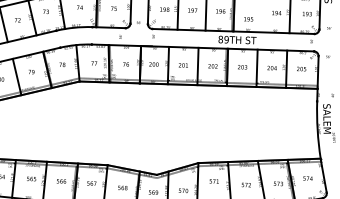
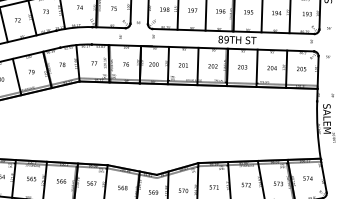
line: none -> present (261, 17)
text position: (248, 19) -> (248, 12) (248, 12)
text position: (213, 181) -> (213, 187) (213, 187)
